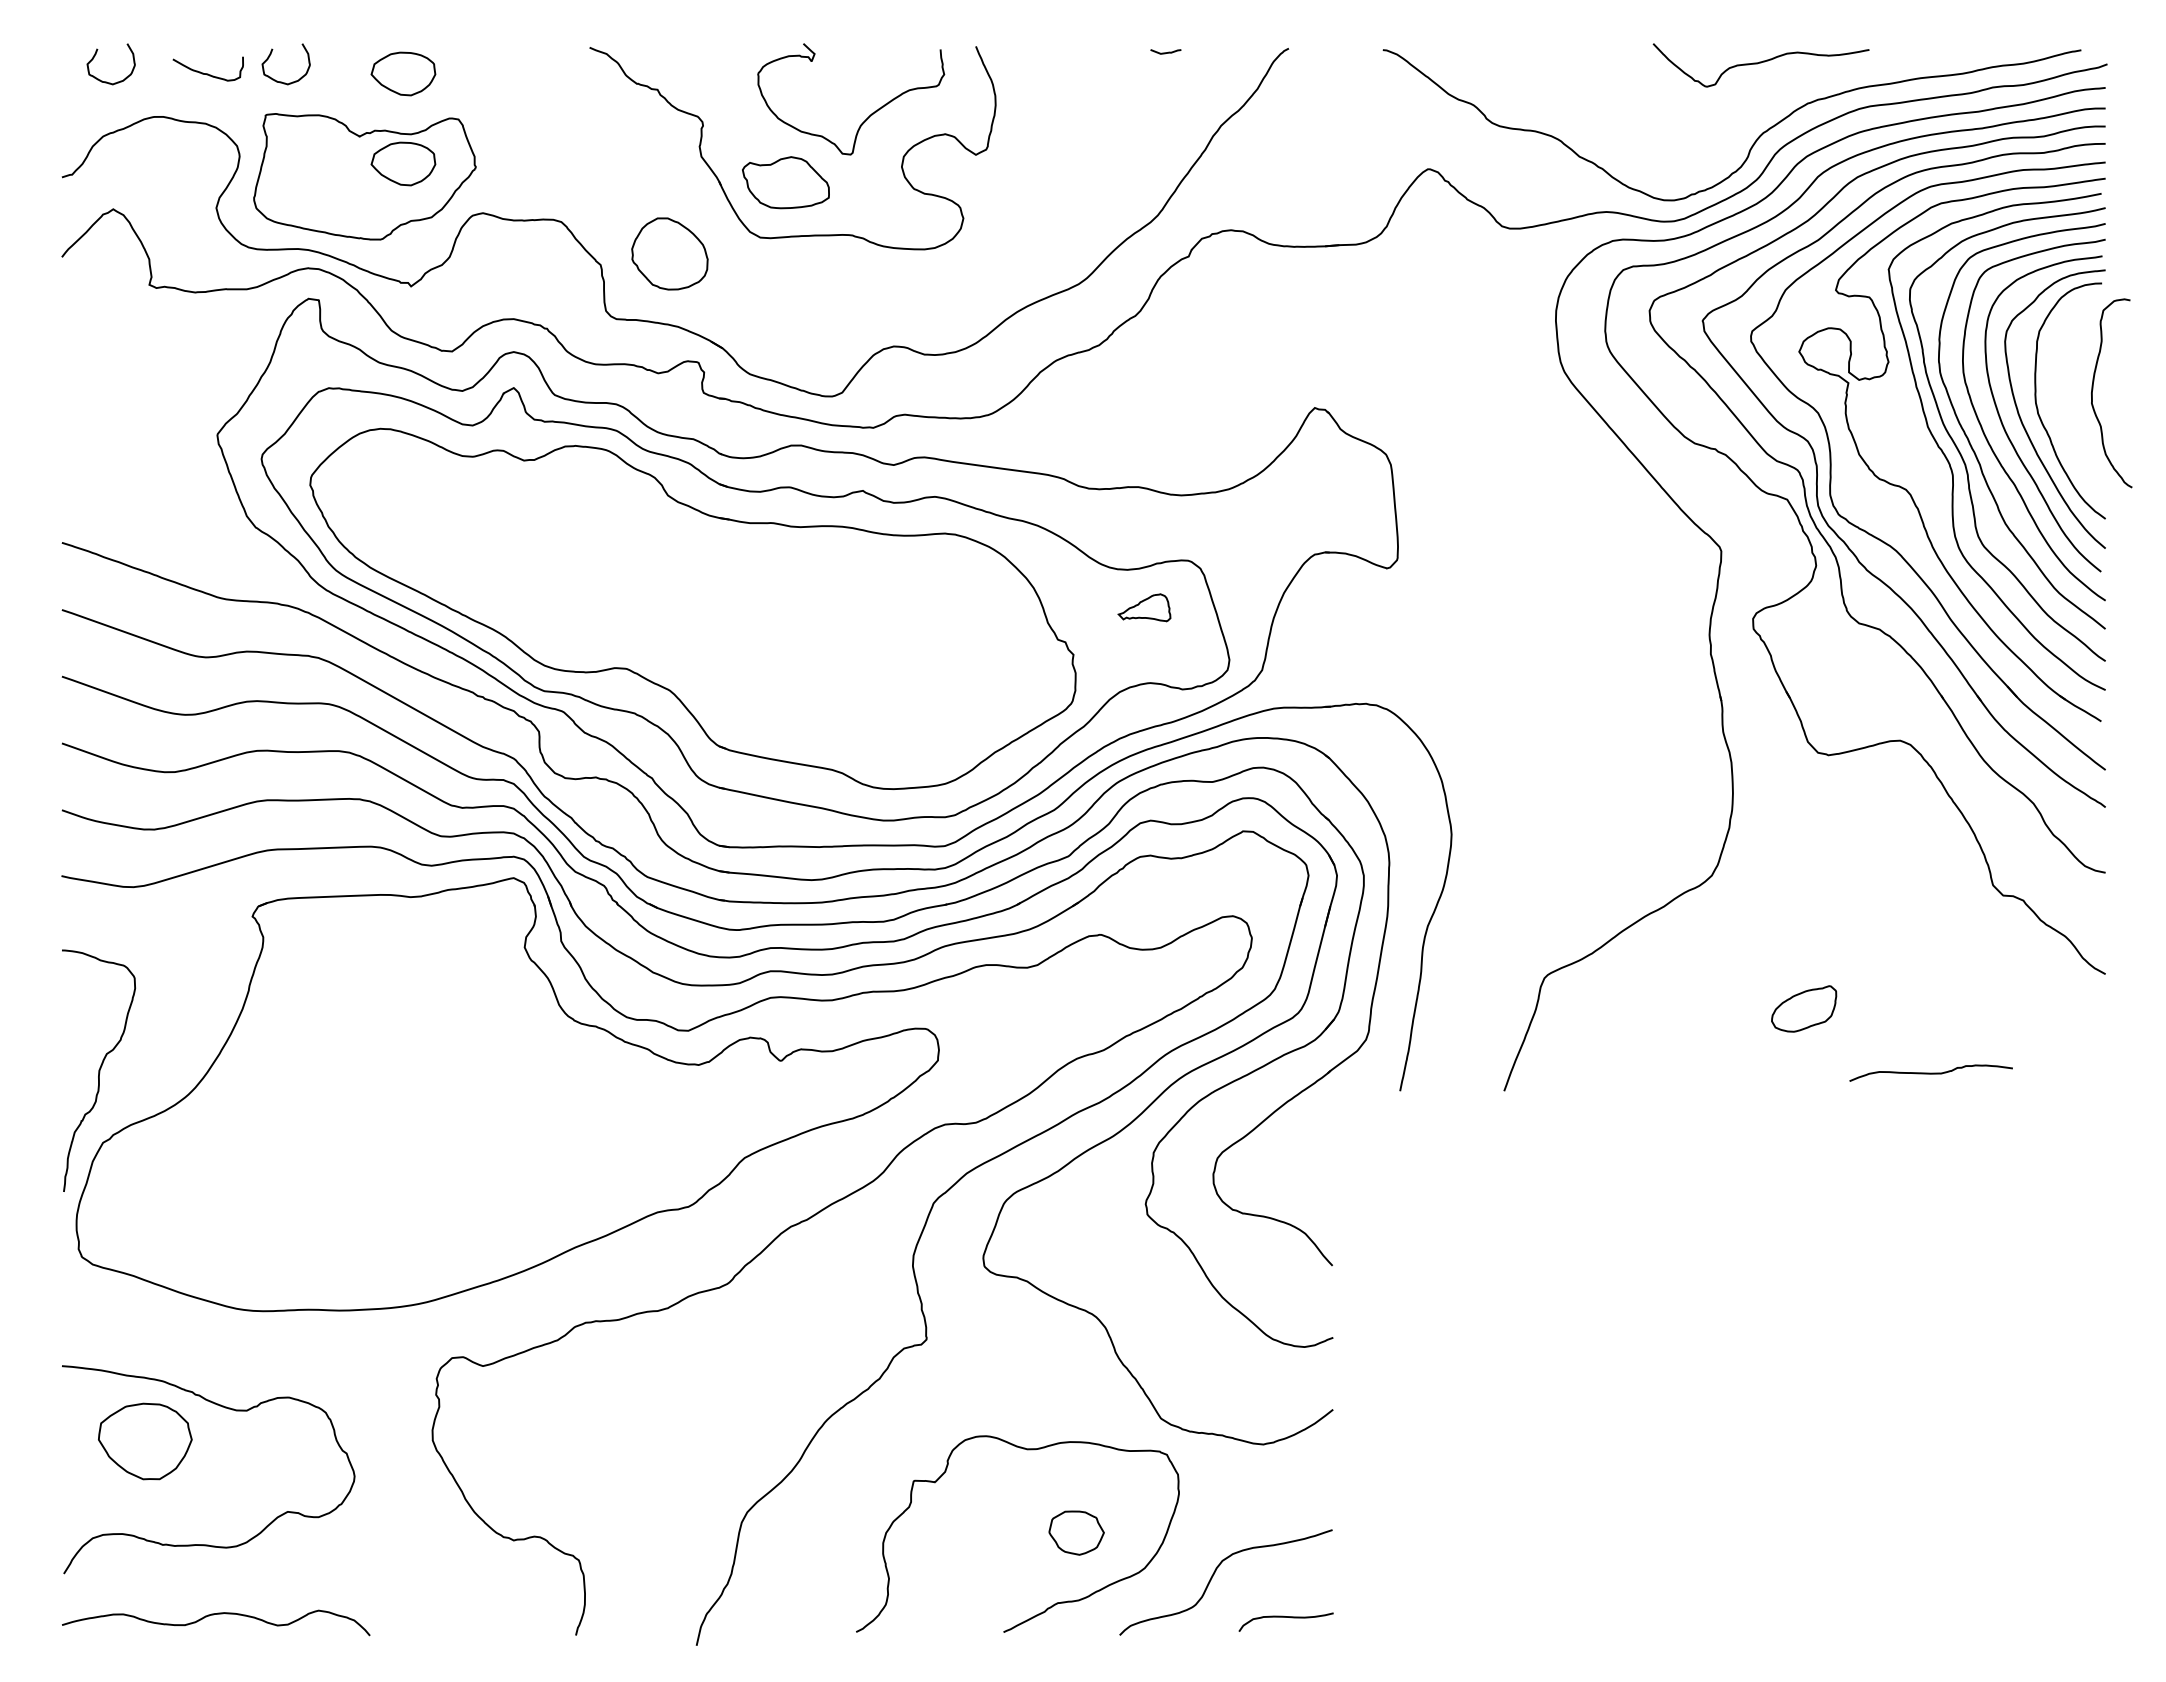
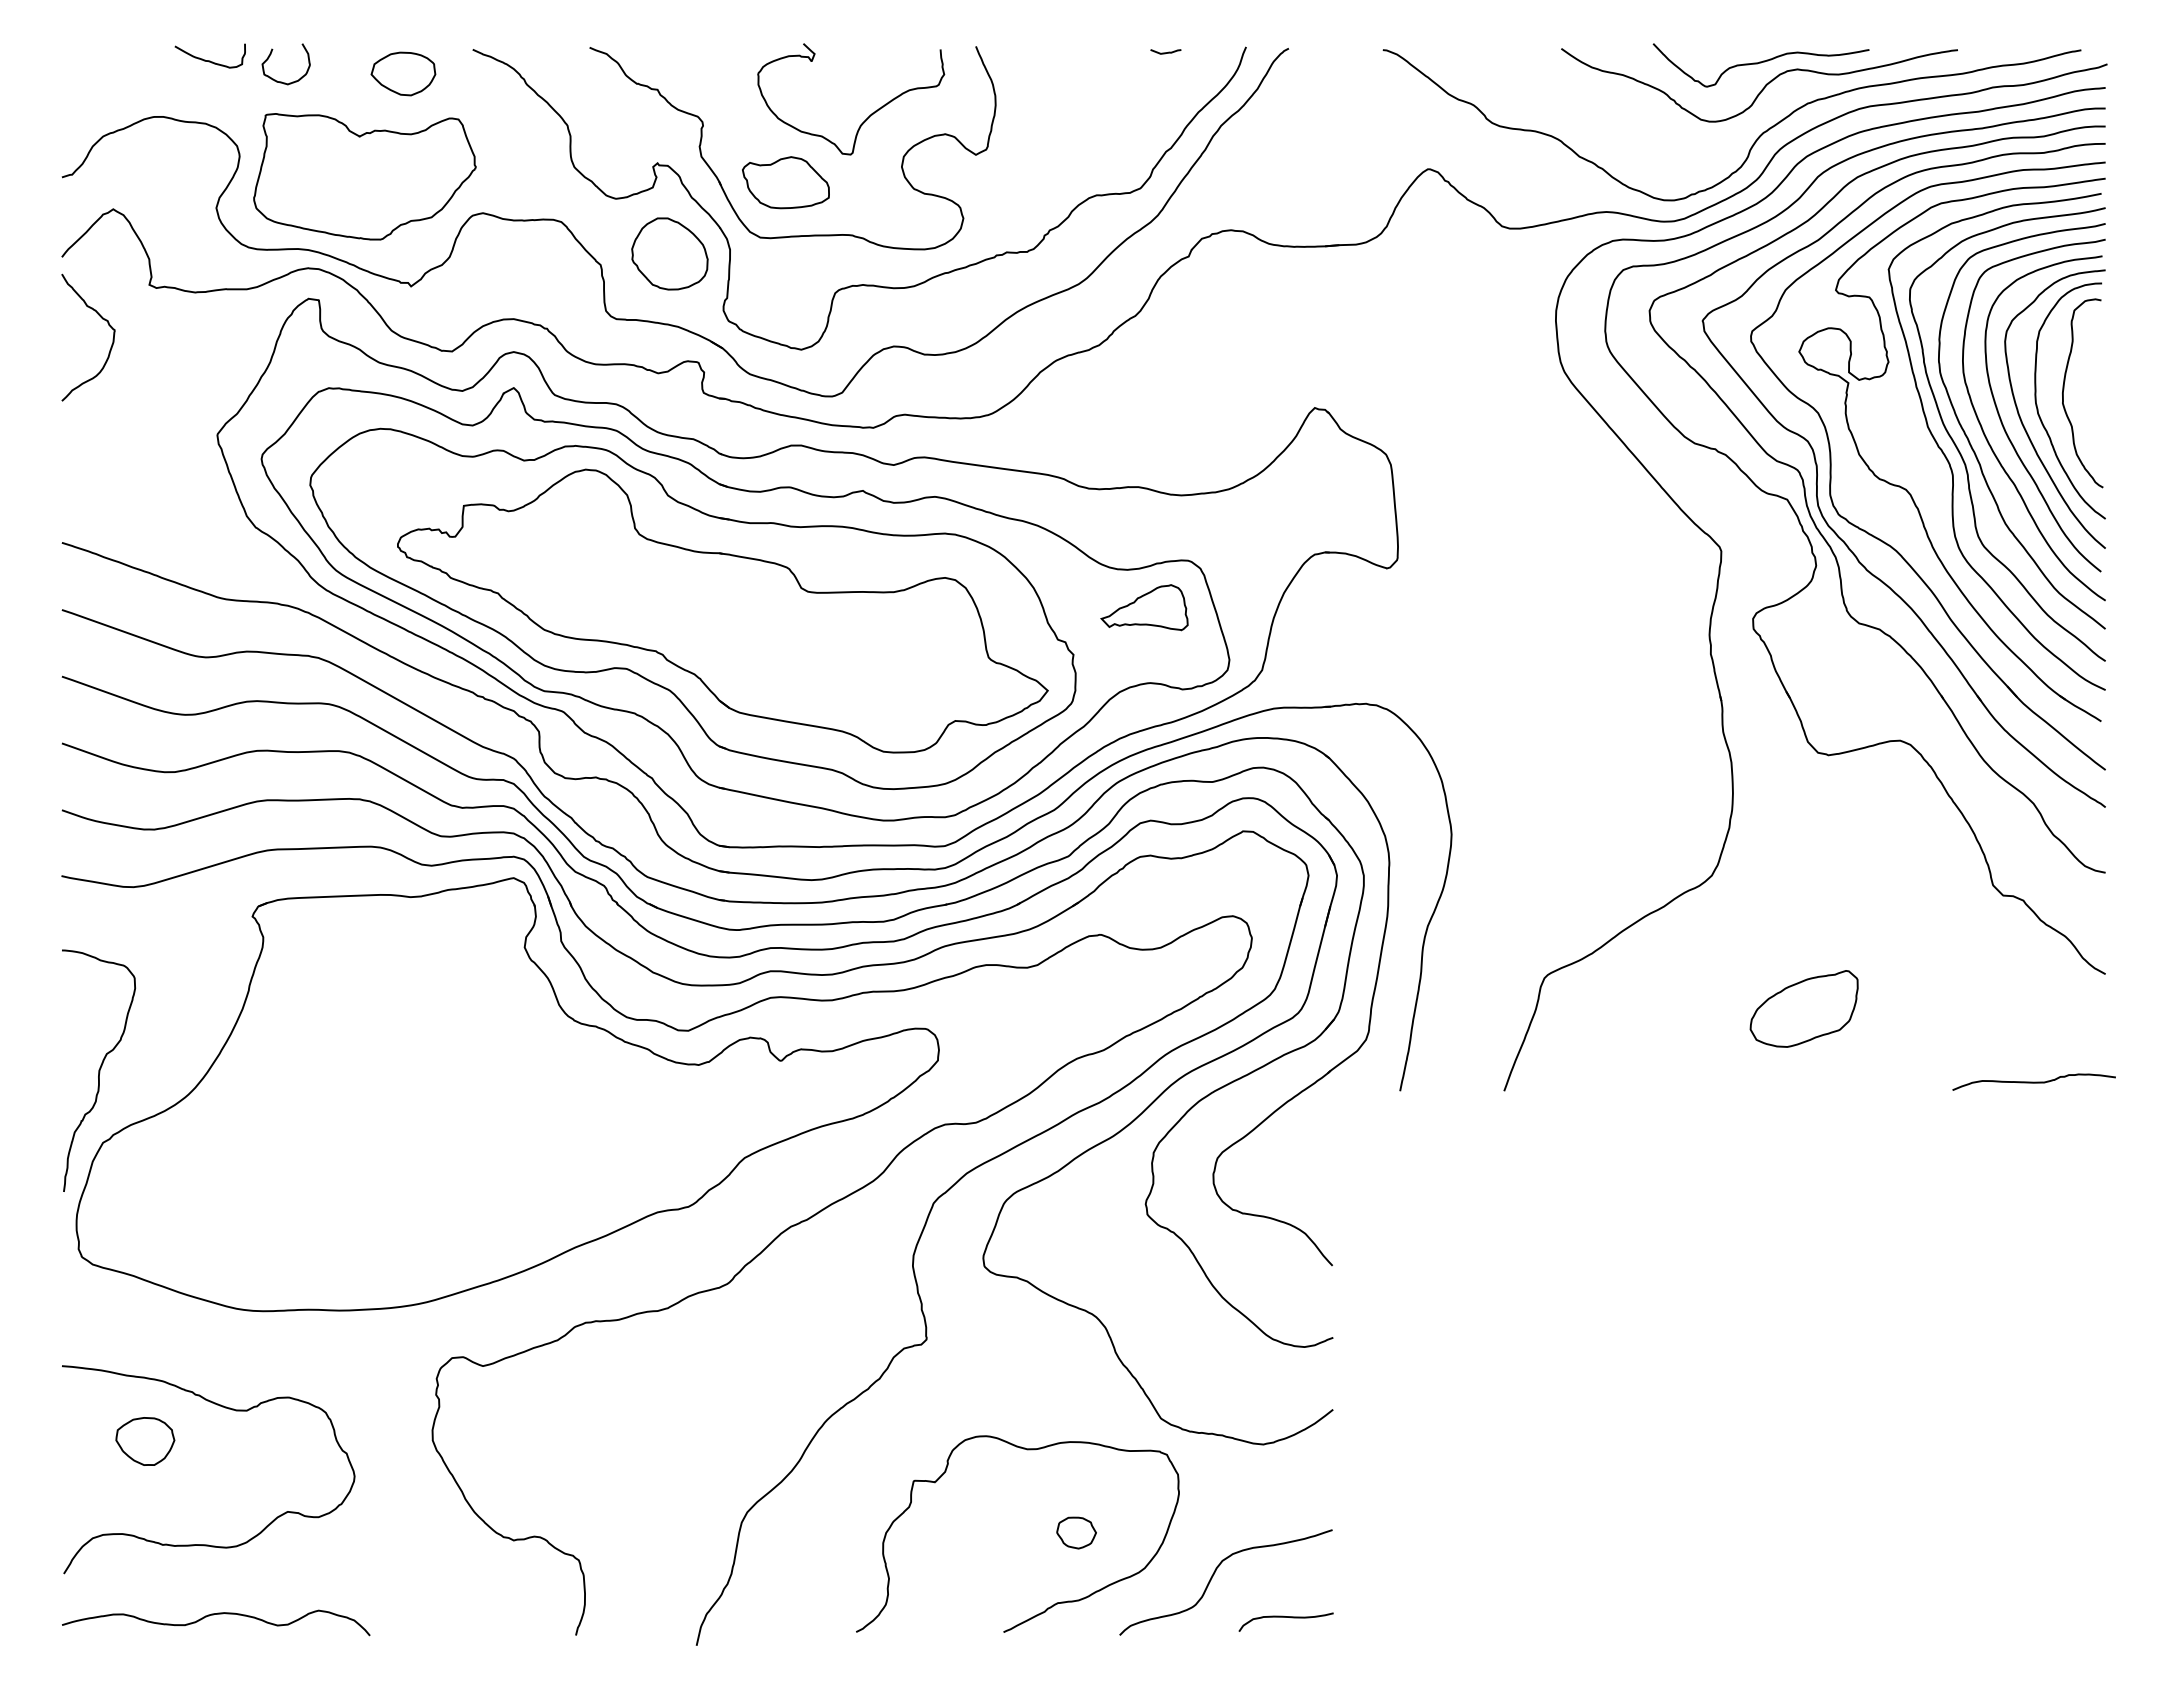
curve: present -> none (95, 56)
curve position: (207, 73) -> (209, 60) (209, 60)
curve: none -> present (1762, 88)
part: present -> none (403, 163)
part: none -> present (859, 284)
curve: none -> present (102, 319)
curve position: (2093, 389) -> (2064, 389) (2064, 389)
part size: 55x30 px -> 89x48 px (1144, 607)
part: none -> present (722, 610)
part size: 67x48 px -> 110x78 px (1803, 1008)
curve position: (1930, 1072) -> (2033, 1081) (2033, 1081)
part size: 95x79 px -> 61x49 px (145, 1441)
part size: 57x46 px -> 41x34 px (1076, 1532)
